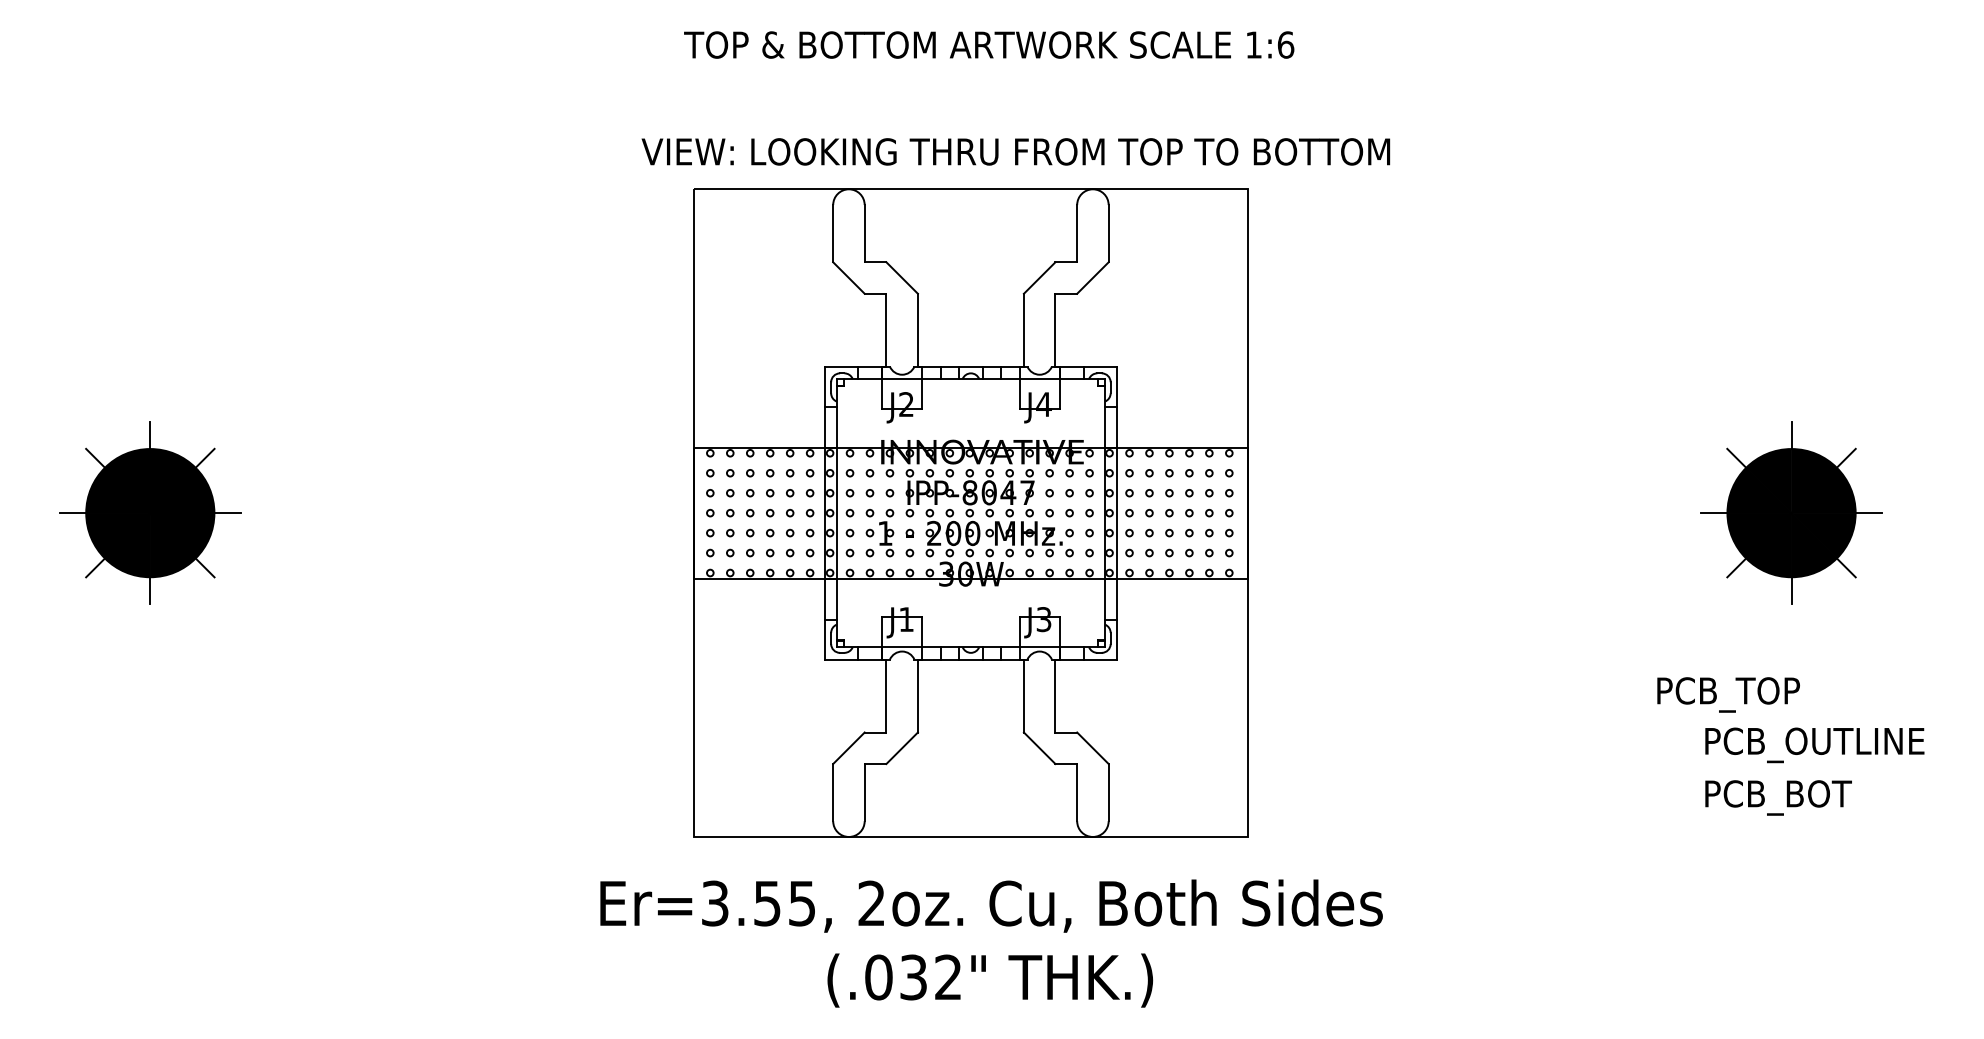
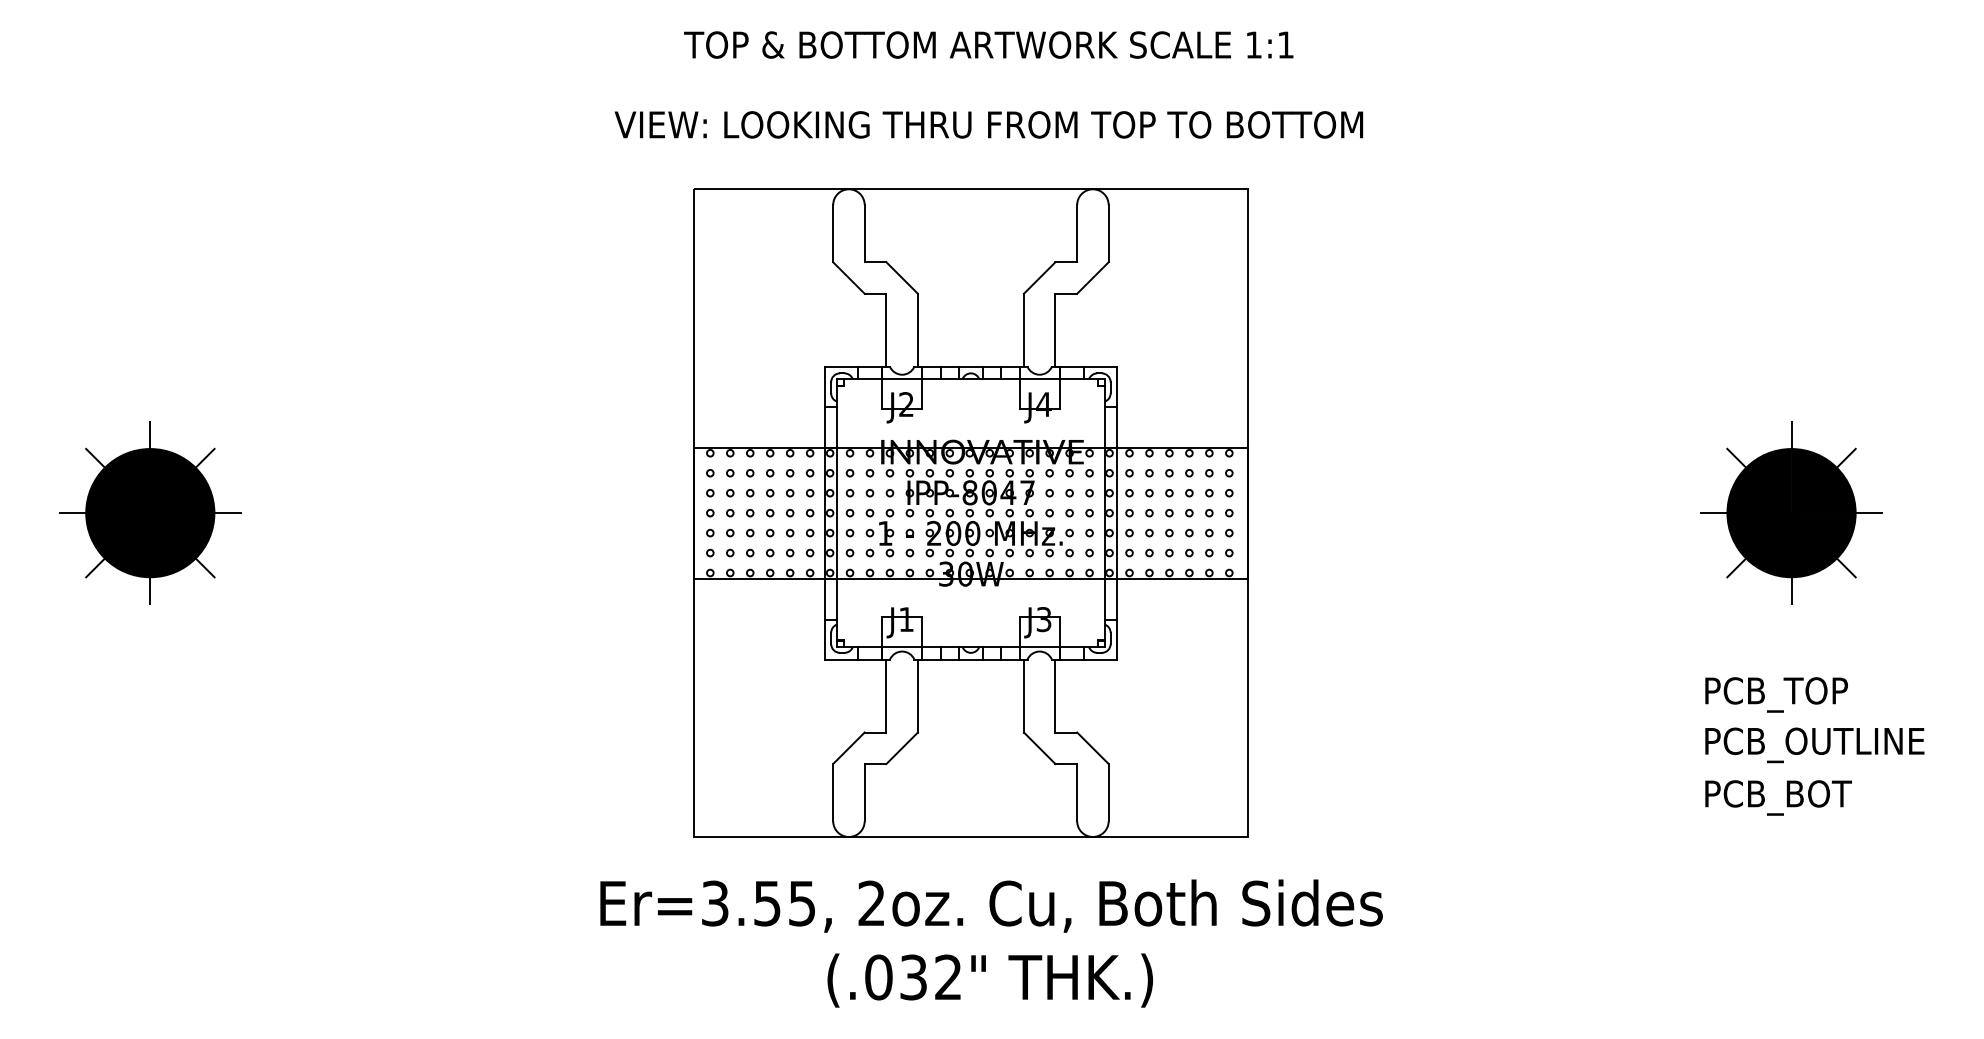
text: 1:6 -> 1:1 (1285, 44)
text position: (1015, 151) -> (988, 124) (988, 124)
text position: (1728, 694) -> (1776, 694) (1776, 694)
